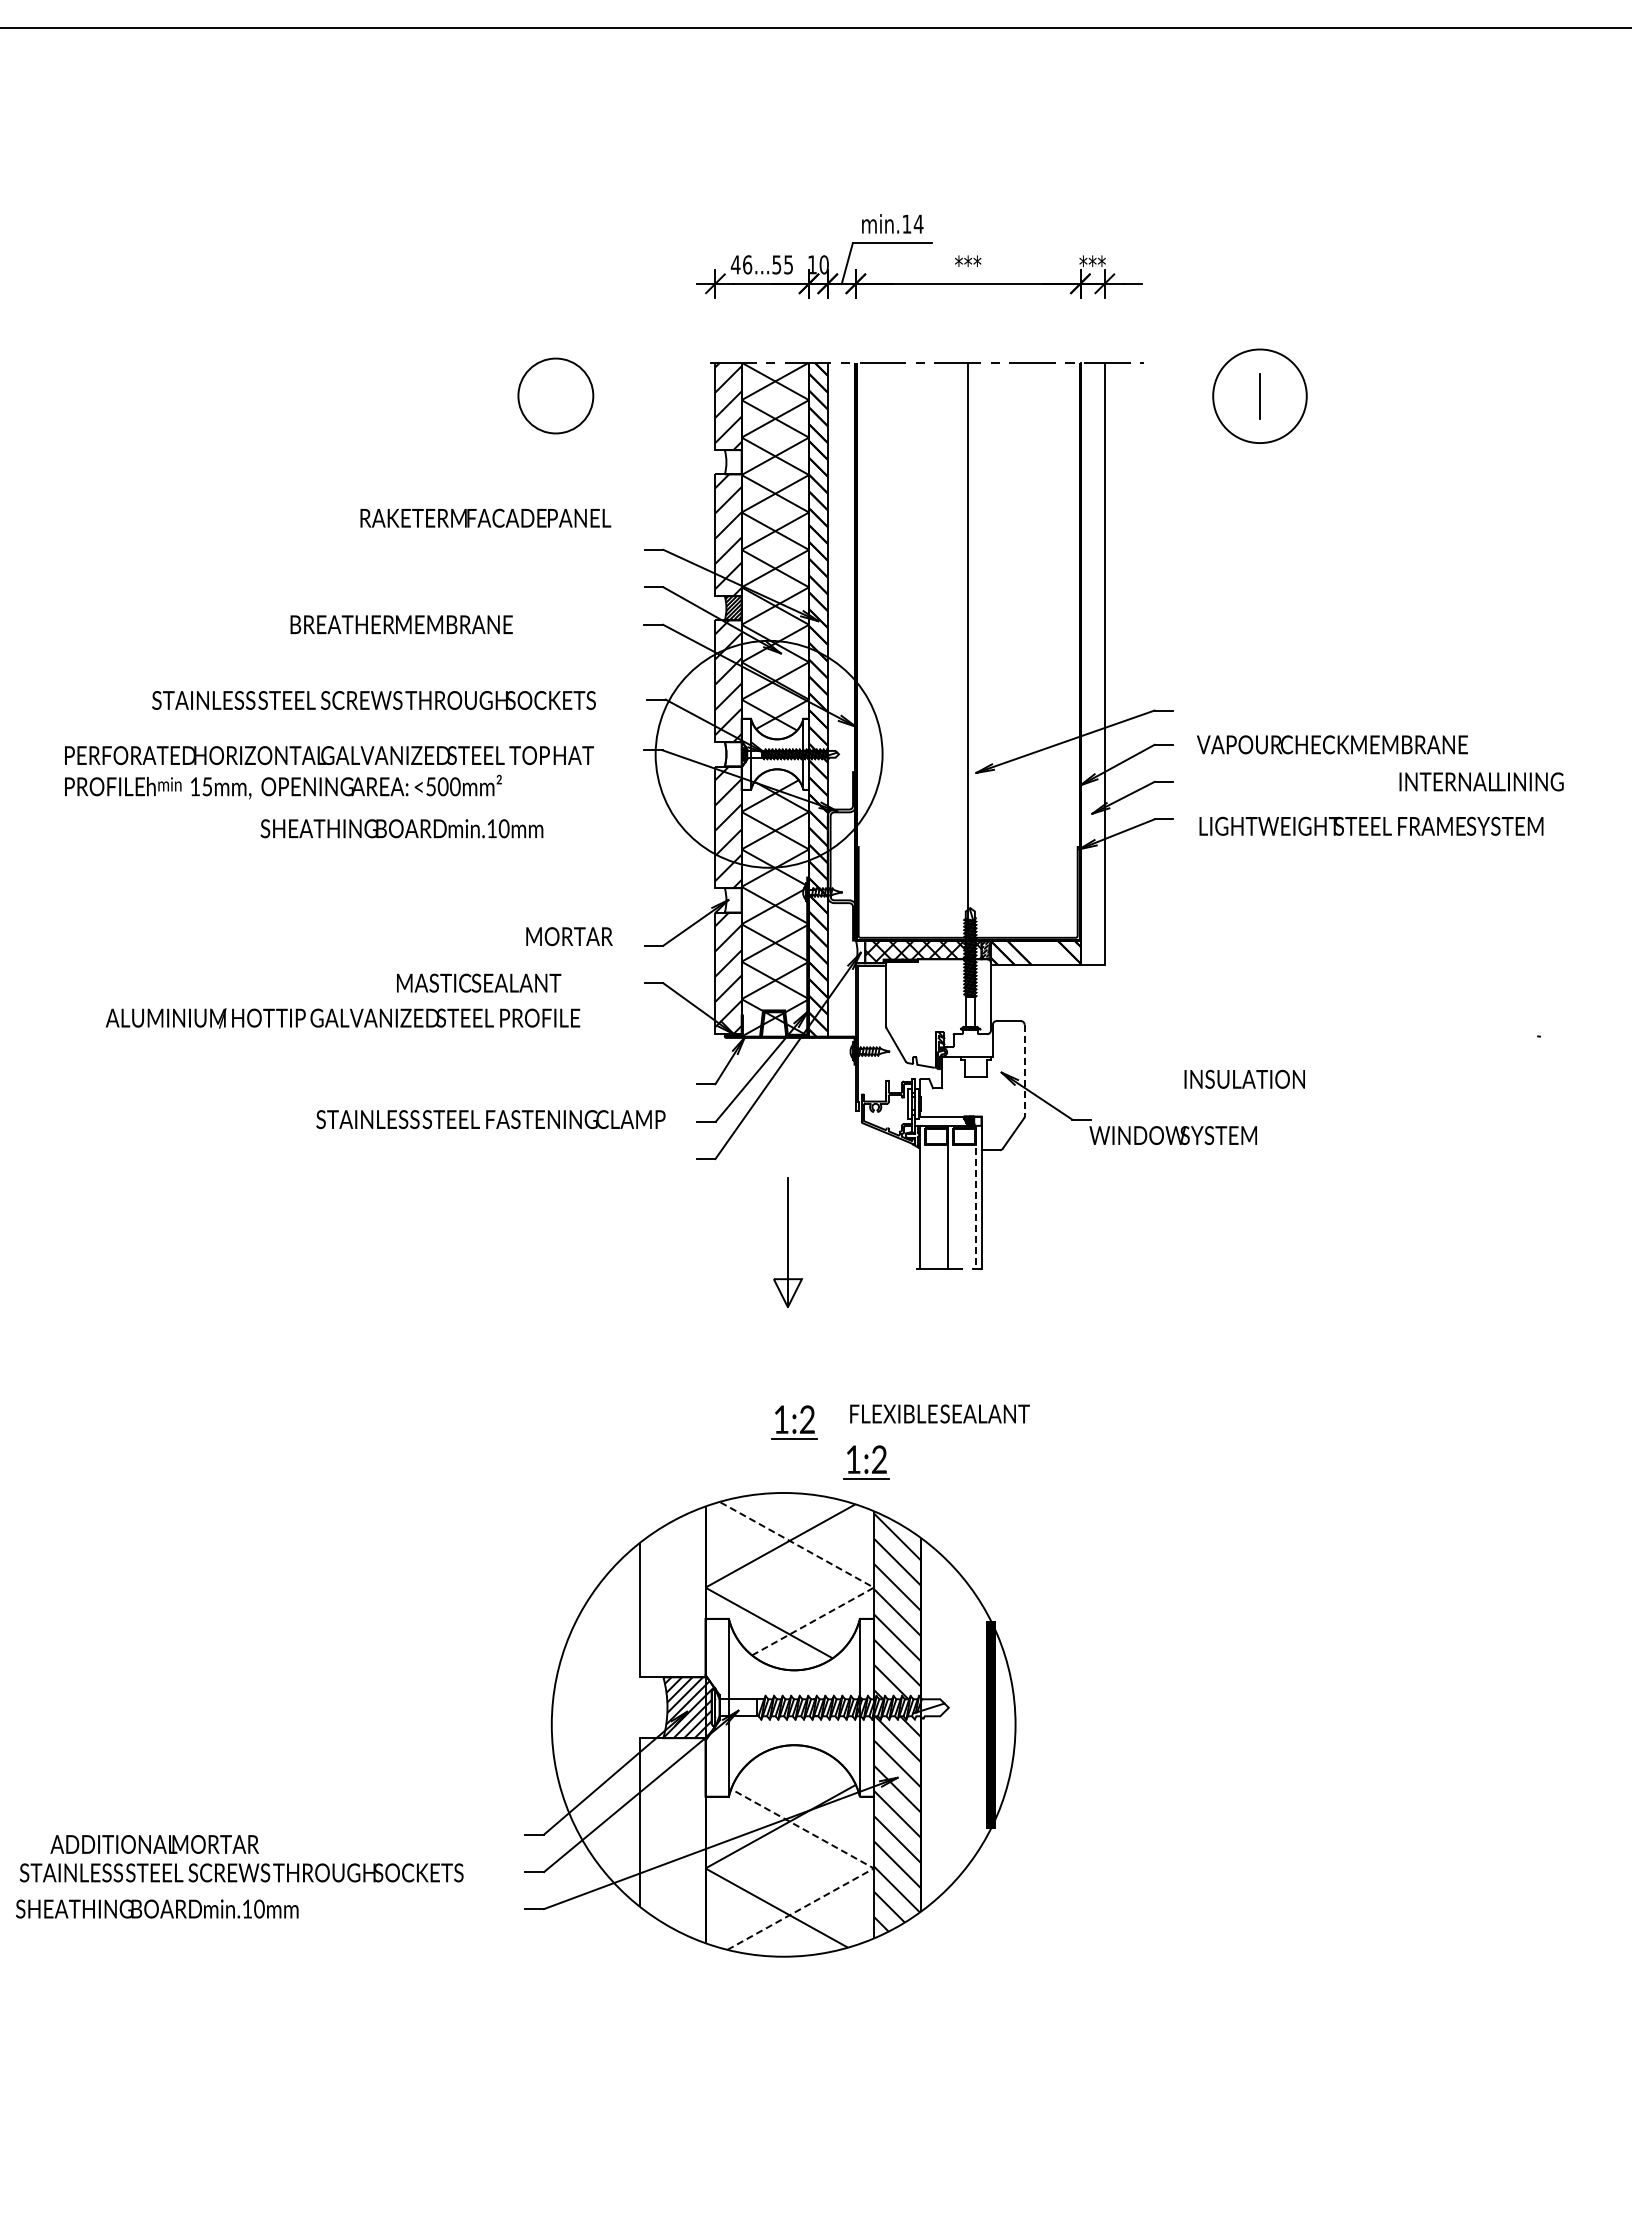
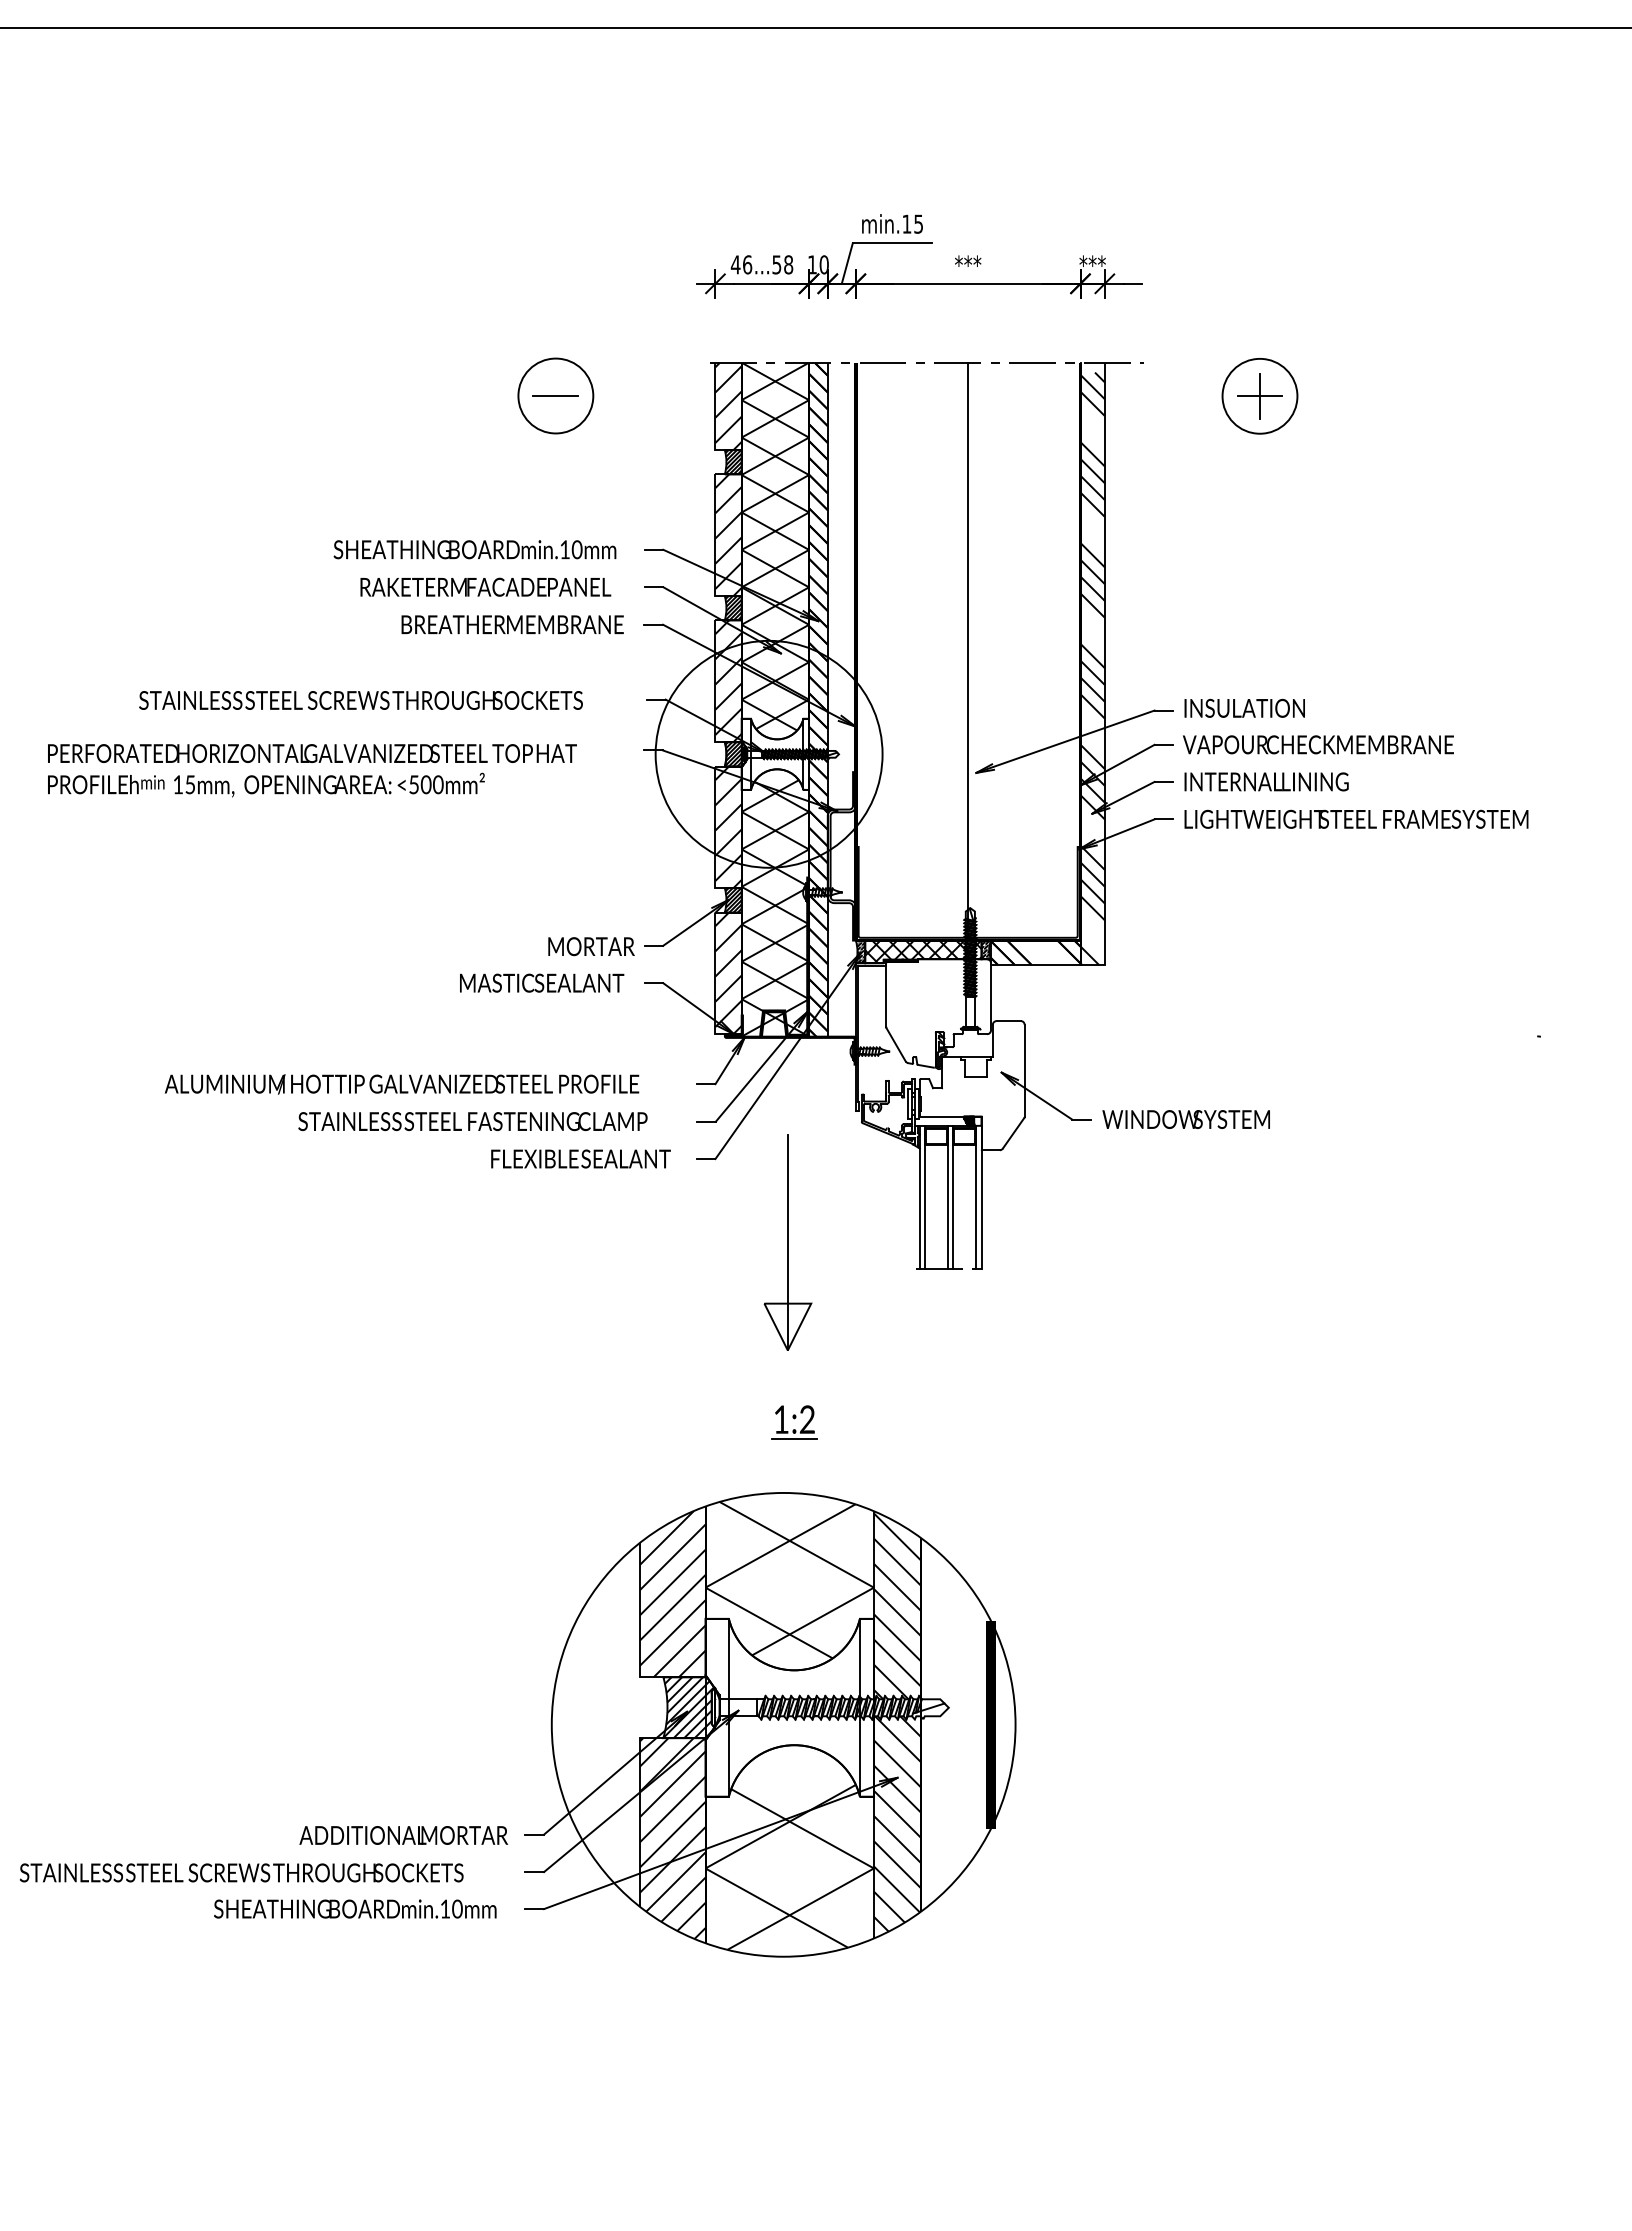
text: min.14 -> min.15 (918, 223)
text: 46...55 -> 46...58 (788, 264)
line: none -> present (555, 396)
circle diameter: 94 px -> 75 px (1259, 395)
line: none -> present (1259, 396)
hatch: none -> present (733, 462)
text position: (485, 517) -> (485, 586) (485, 586)
text position: (401, 624) -> (512, 624) (512, 624)
hatch: none -> present (1092, 668)
text position: (373, 700) -> (360, 700) (360, 700)
text position: (1332, 744) -> (1318, 744) (1318, 744)
hatch: none -> present (734, 754)
text position: (329, 772) -> (312, 770) (312, 770)
text position: (1481, 781) -> (1266, 781) (1266, 781)
text position: (1371, 825) -> (1356, 818) (1356, 818)
text position: (401, 828) -> (474, 549) (474, 549)
hatch: none -> present (733, 900)
text position: (569, 936) -> (591, 946) (591, 946)
hatch: none -> present (860, 951)
text position: (479, 982) -> (542, 982) (542, 982)
text position: (342, 1018) -> (401, 1084) (401, 1084)
line: dashed -> solid (1024, 1071)
text position: (1244, 1078) -> (1244, 707) (1244, 707)
text position: (490, 1119) -> (472, 1121) (472, 1121)
text position: (1172, 1135) -> (1185, 1119) (1185, 1119)
line: none -> present (925, 1196)
line: none -> present (953, 1196)
line: dashed -> solid (975, 1197)
part size: 31x131 px -> 50x217 px (787, 1242)
text position: (939, 1413) -> (580, 1158) (580, 1158)
part: present -> none (866, 1462)
line: dashed -> solid (858, 1578)
hatch: none -> present (672, 1594)
hatch: none -> present (672, 1838)
text position: (154, 1844) -> (403, 1835) (403, 1835)
line: dashed -> solid (873, 1868)
text position: (157, 1908) -> (355, 1908) (355, 1908)
